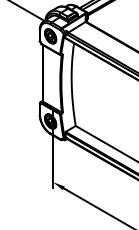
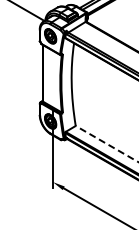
line: solid -> dashed (106, 143)
